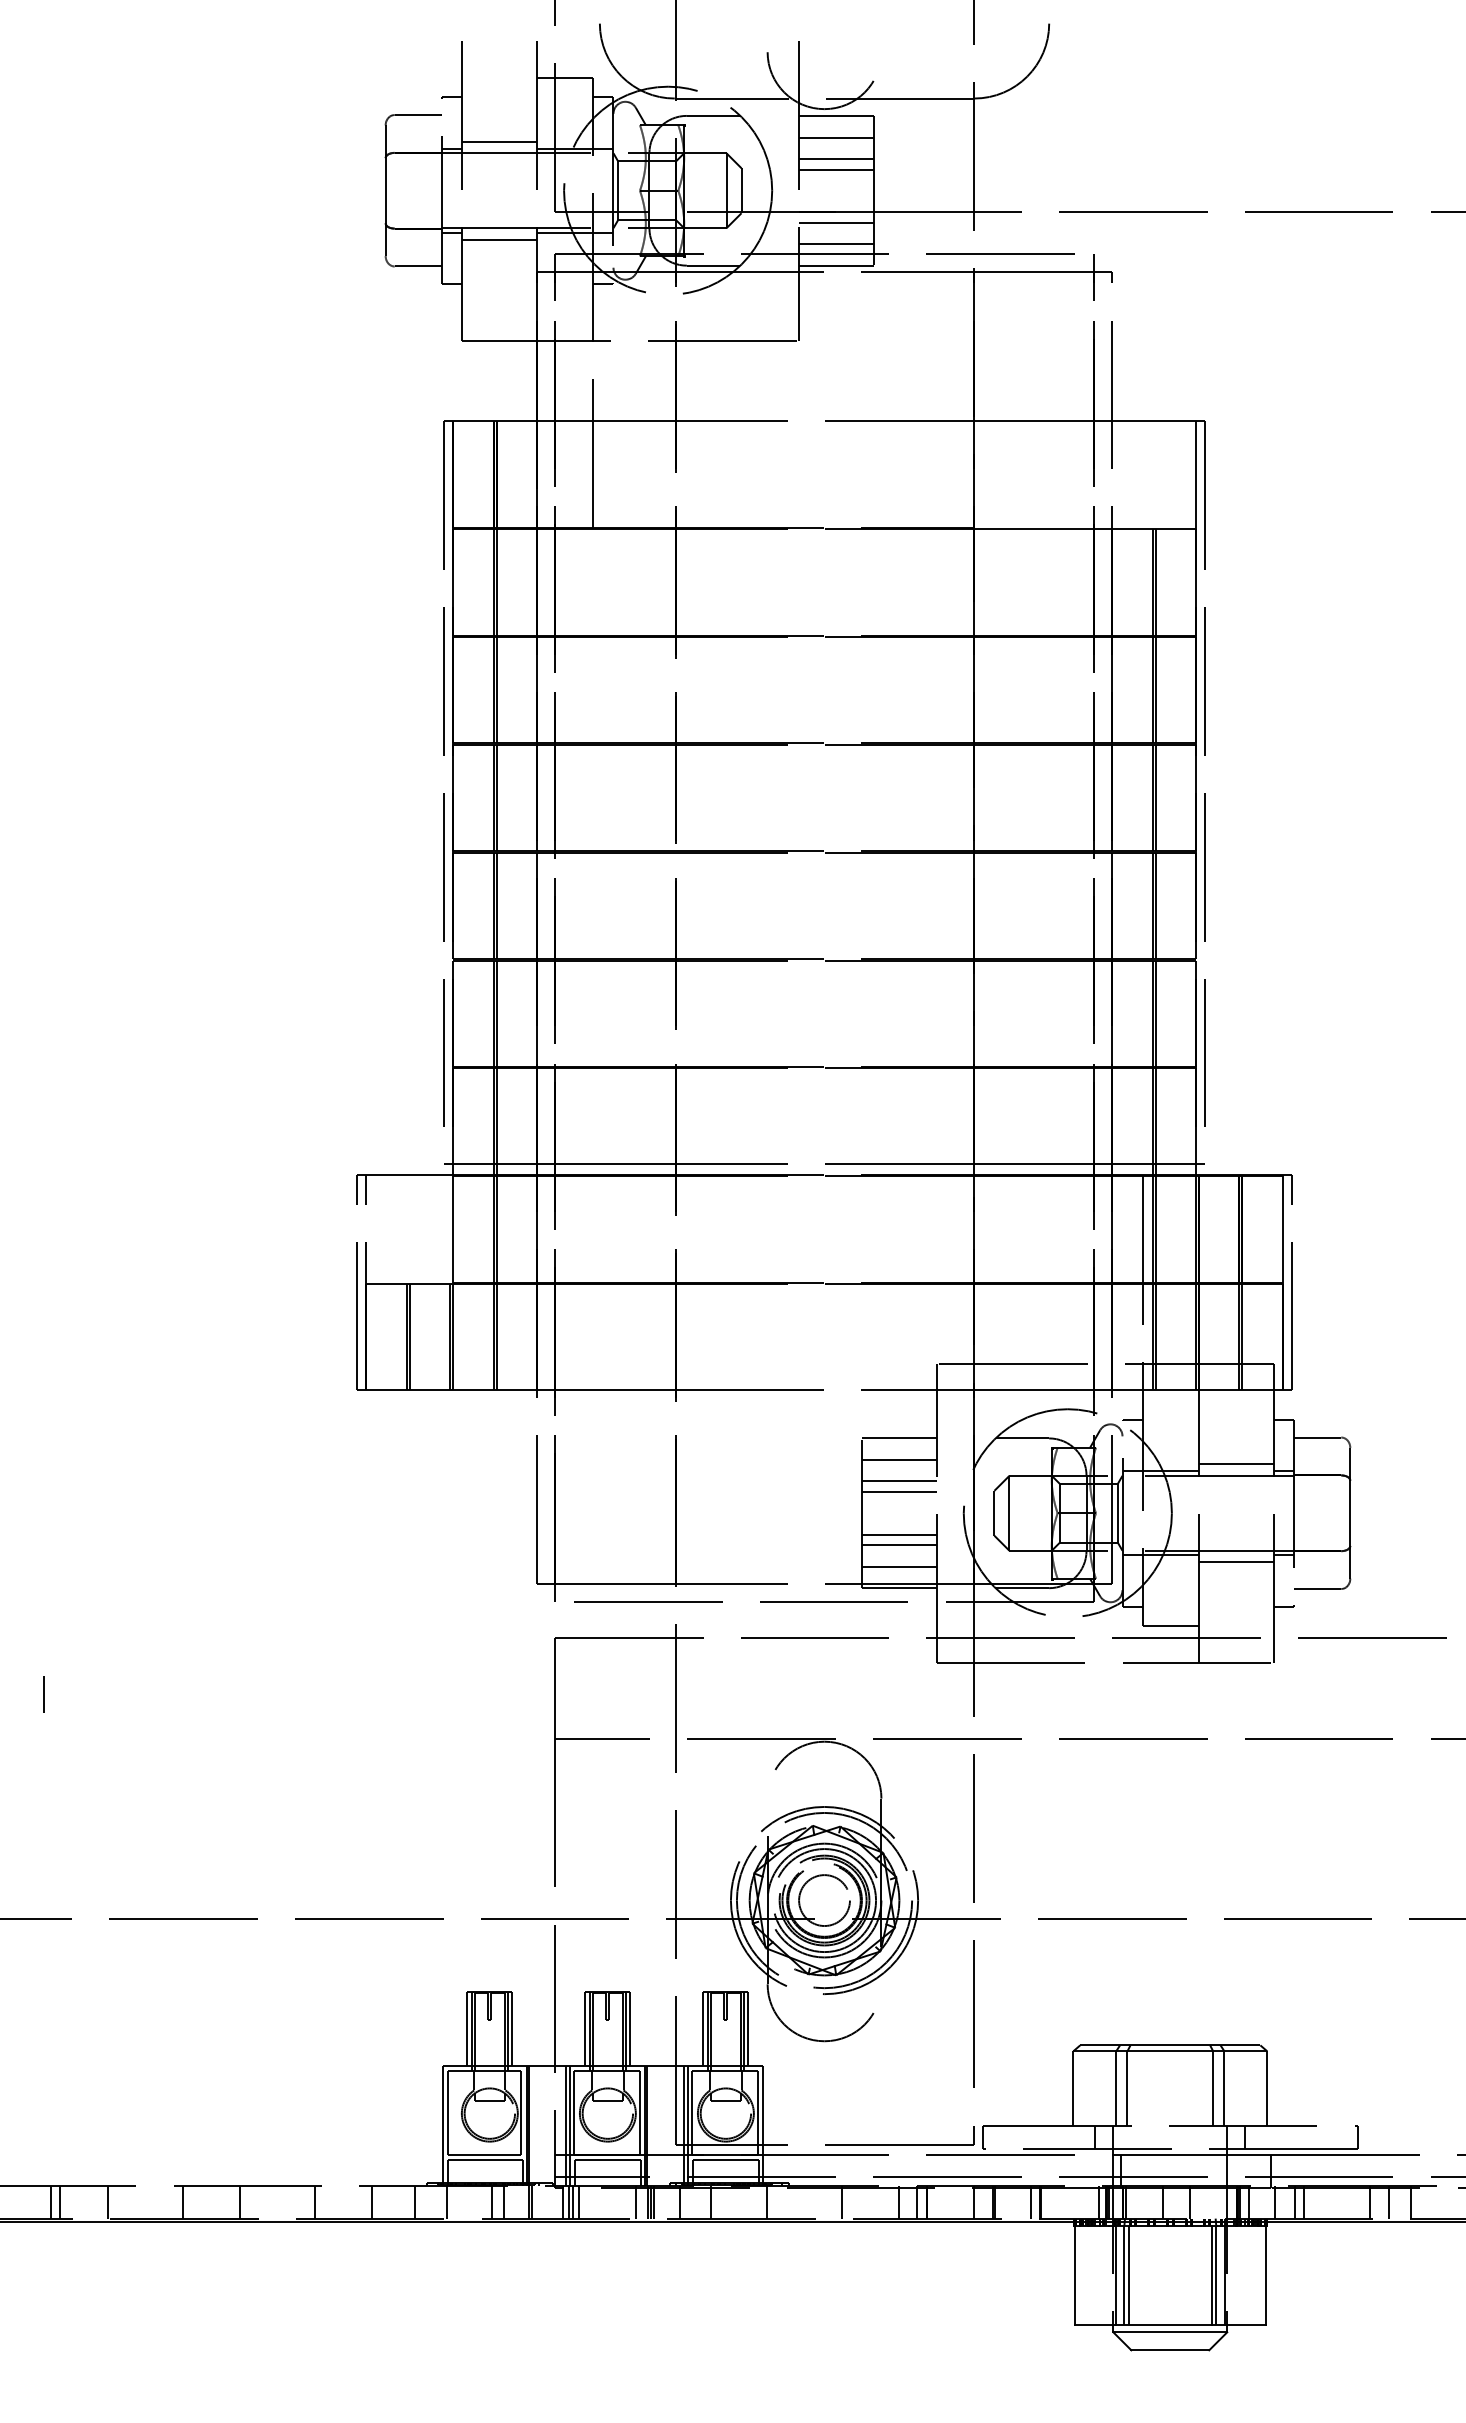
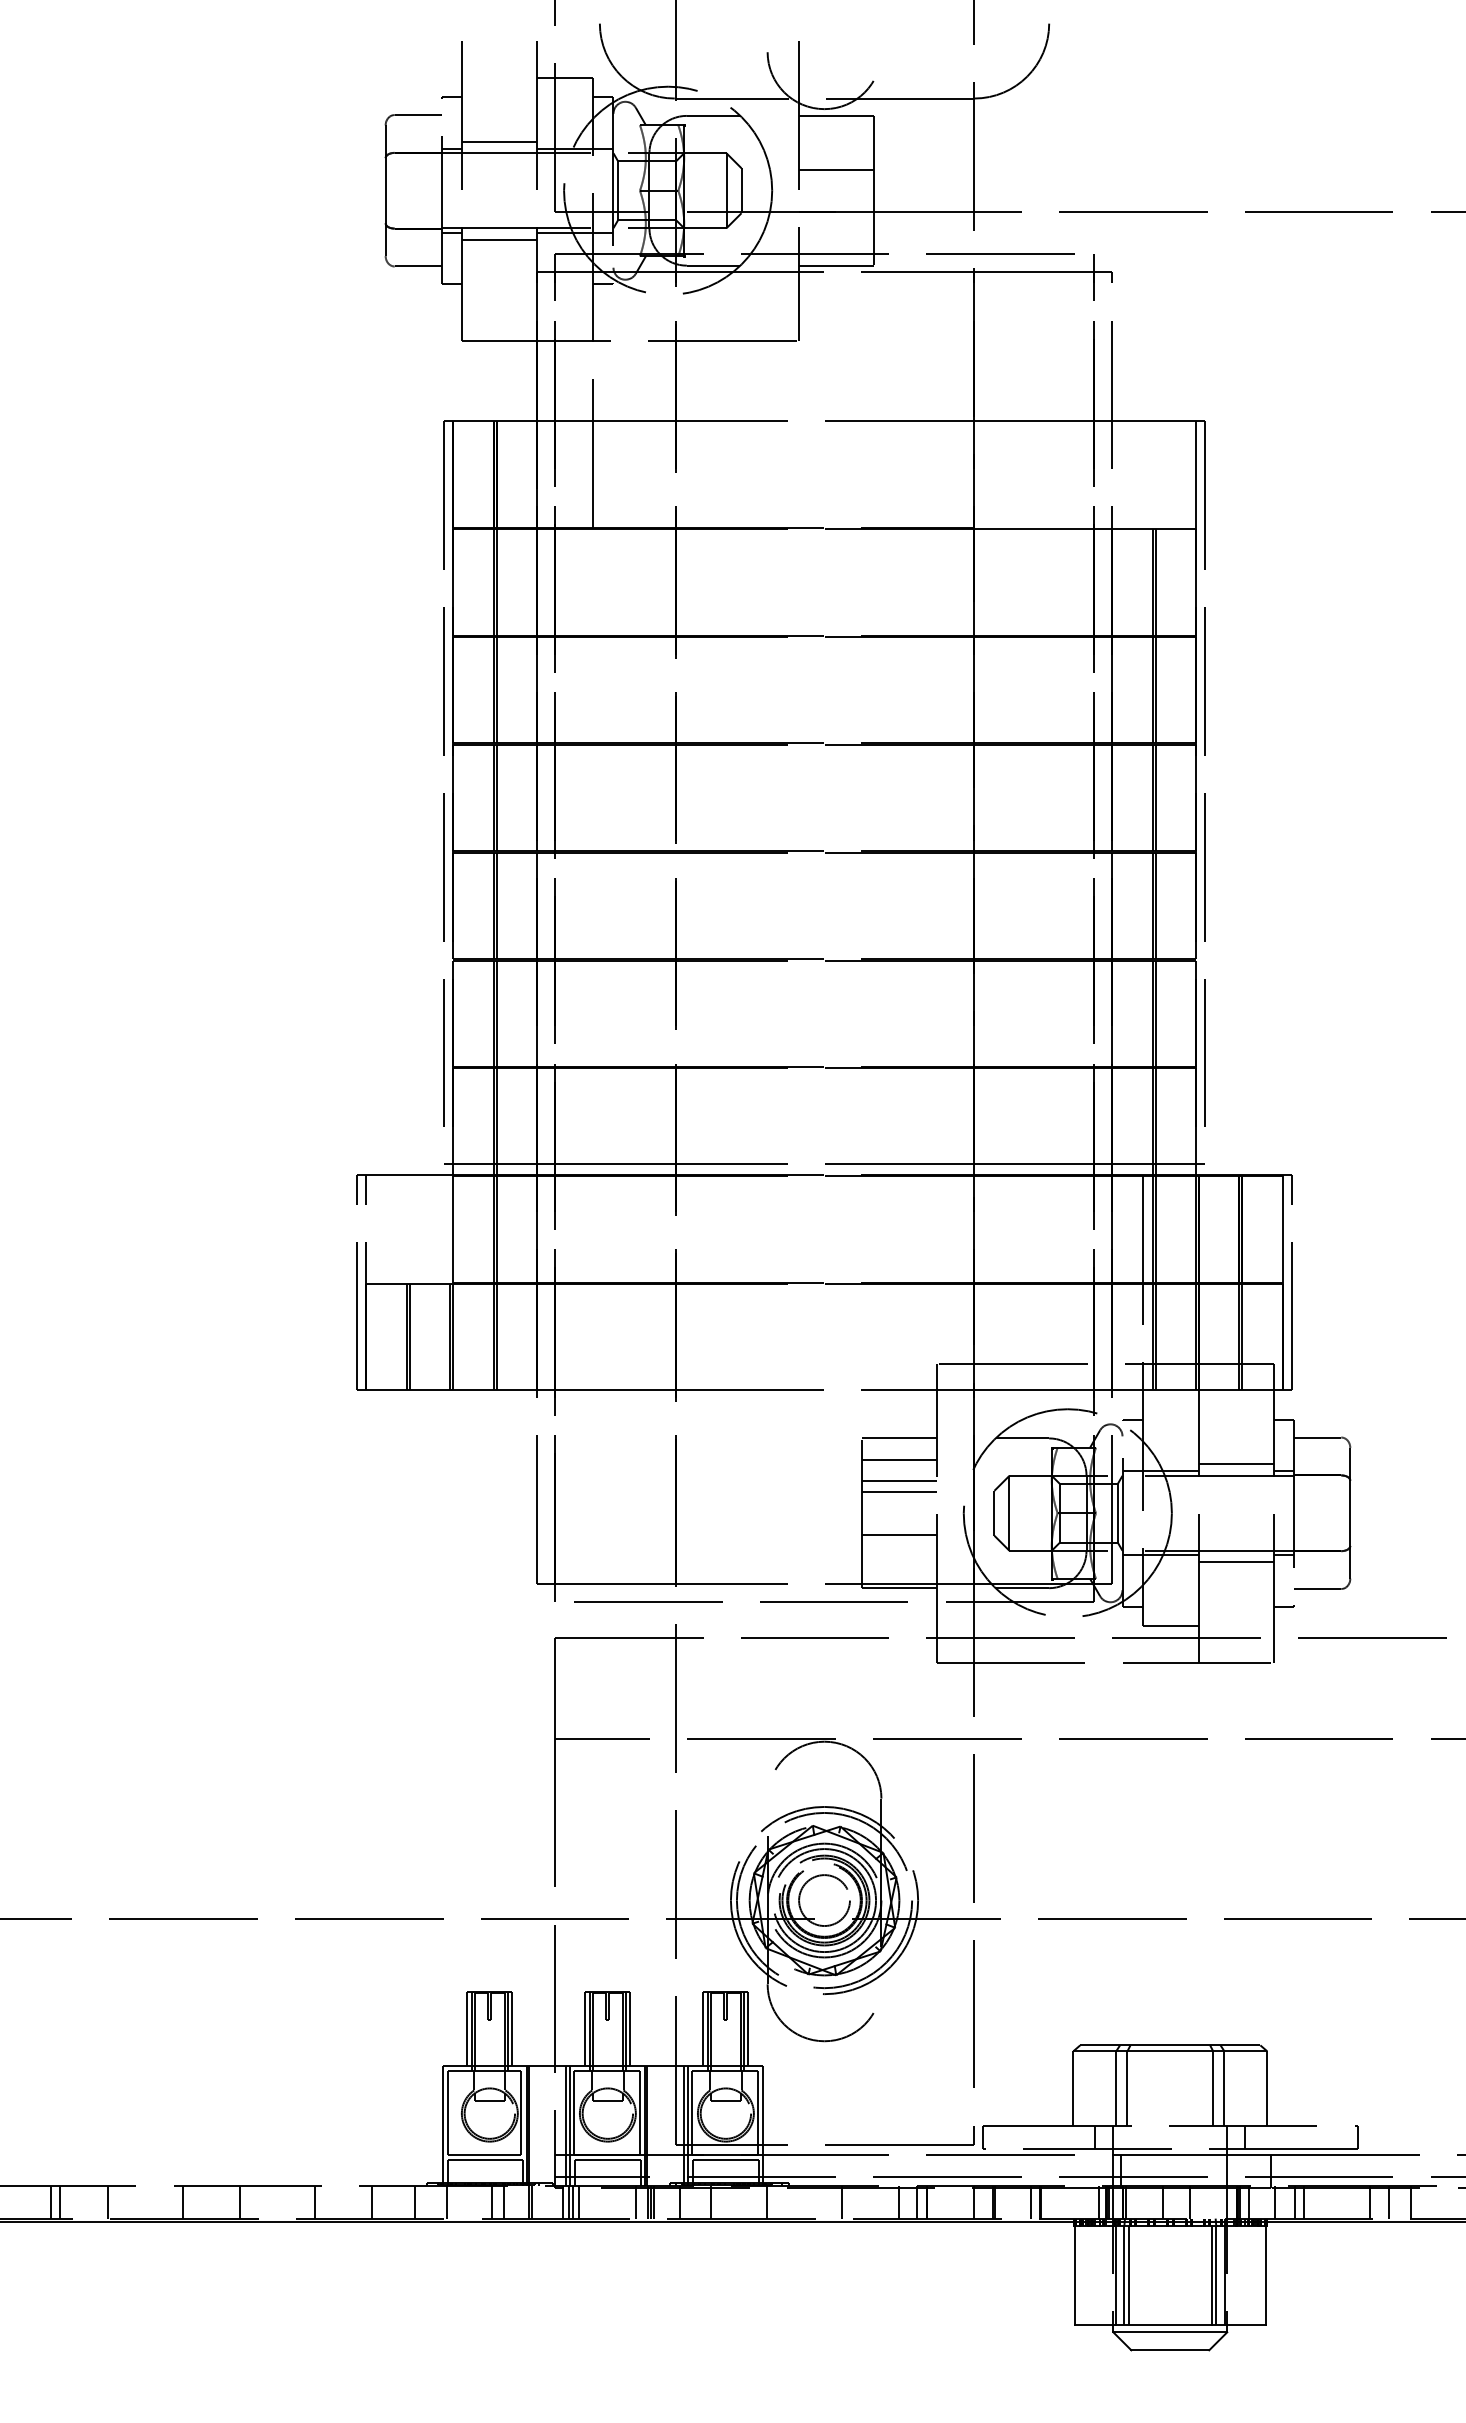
line: present -> none (836, 137)
line: present -> none (836, 158)
line: present -> none (836, 222)
line: present -> none (836, 244)
line: present -> none (898, 1545)
line: present -> none (898, 1566)
line: present -> none (43, 1693)
